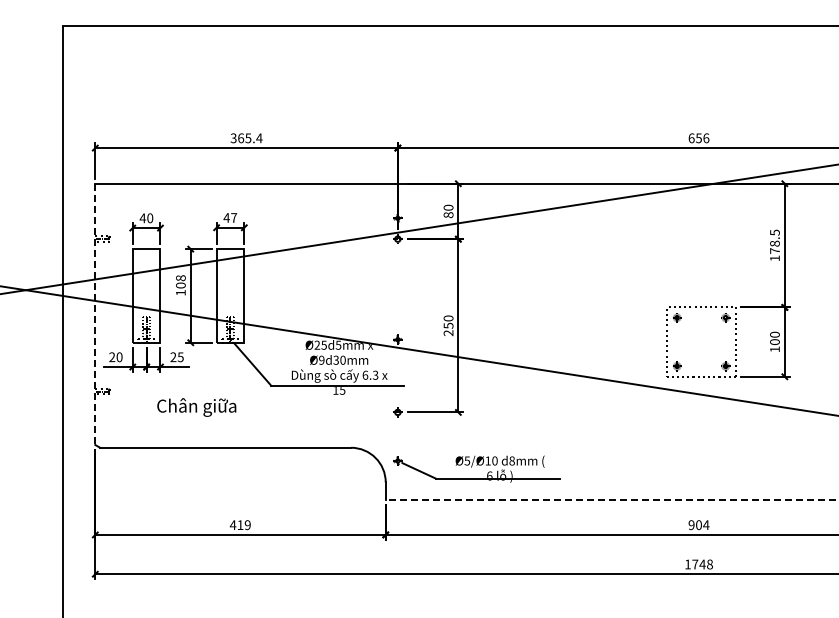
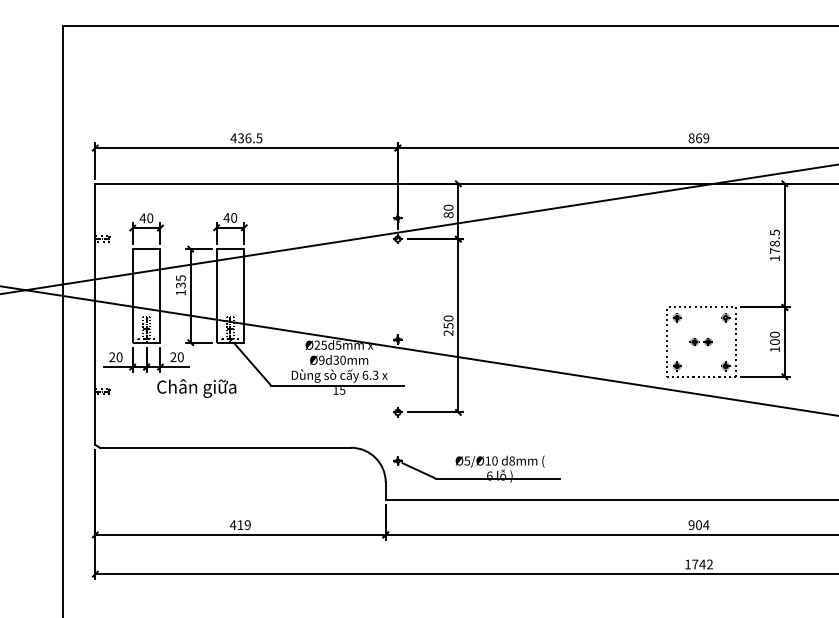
text: 365.4 -> 436.5 (246, 138)
text: 656 -> 869 (698, 138)
text: 47 -> 40 (234, 217)
text: 108 -> 135 (180, 281)
line: dashed -> solid (95, 314)
part: none -> present (700, 342)
text: 25 -> 20 (180, 357)
text position: (196, 407) -> (196, 388) (196, 388)
line: dashed -> solid (611, 500)
text: 1748 -> 1742 (709, 564)
